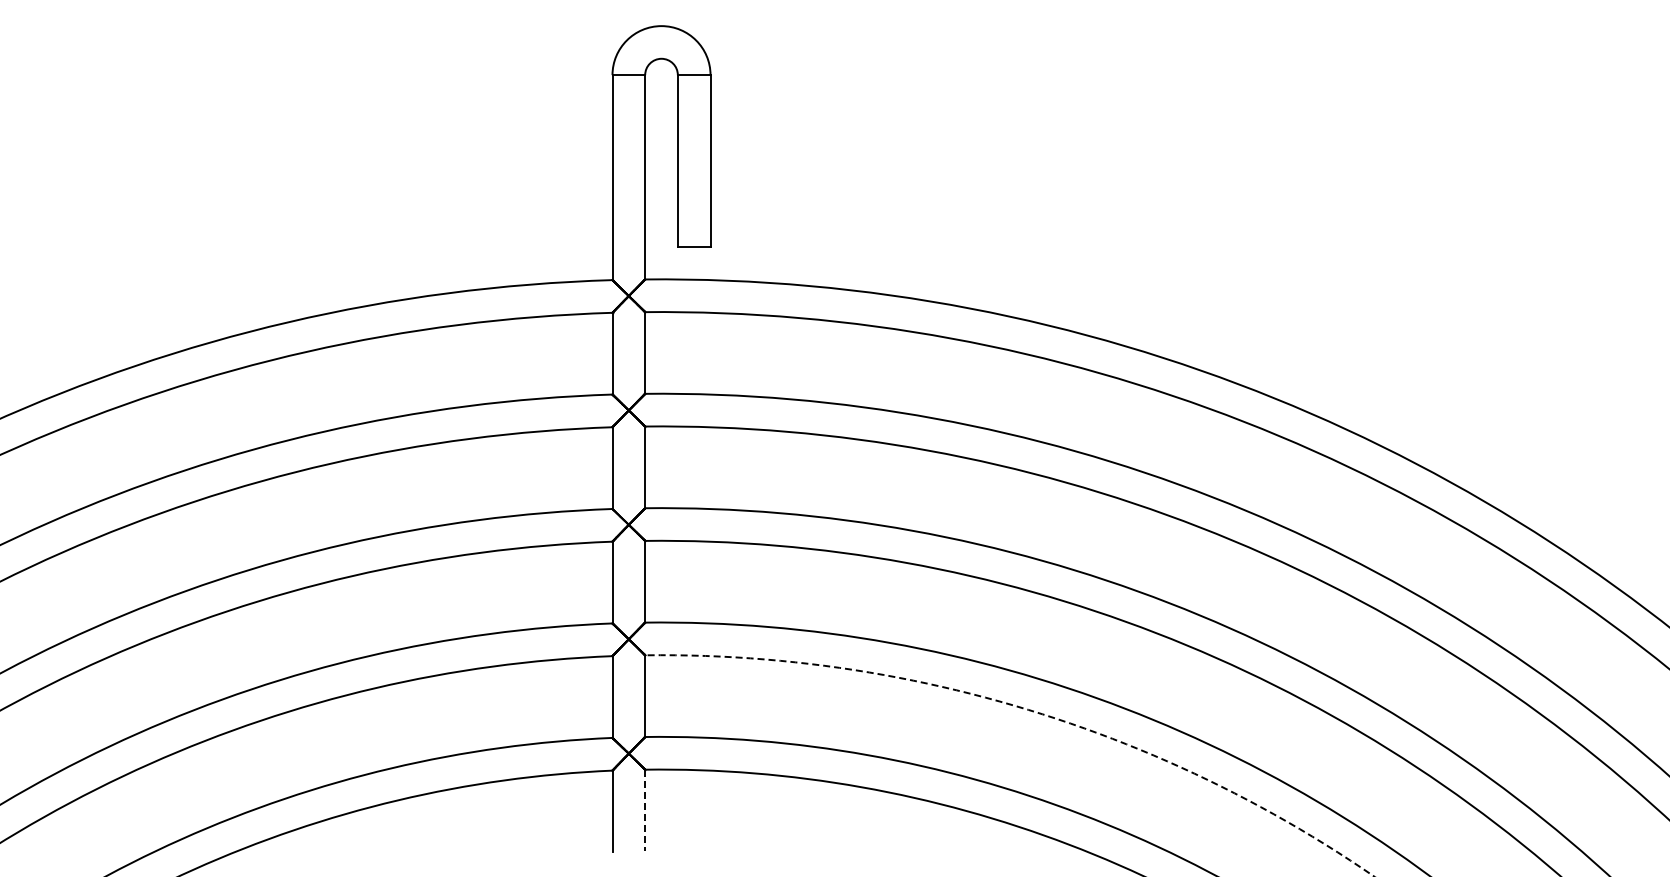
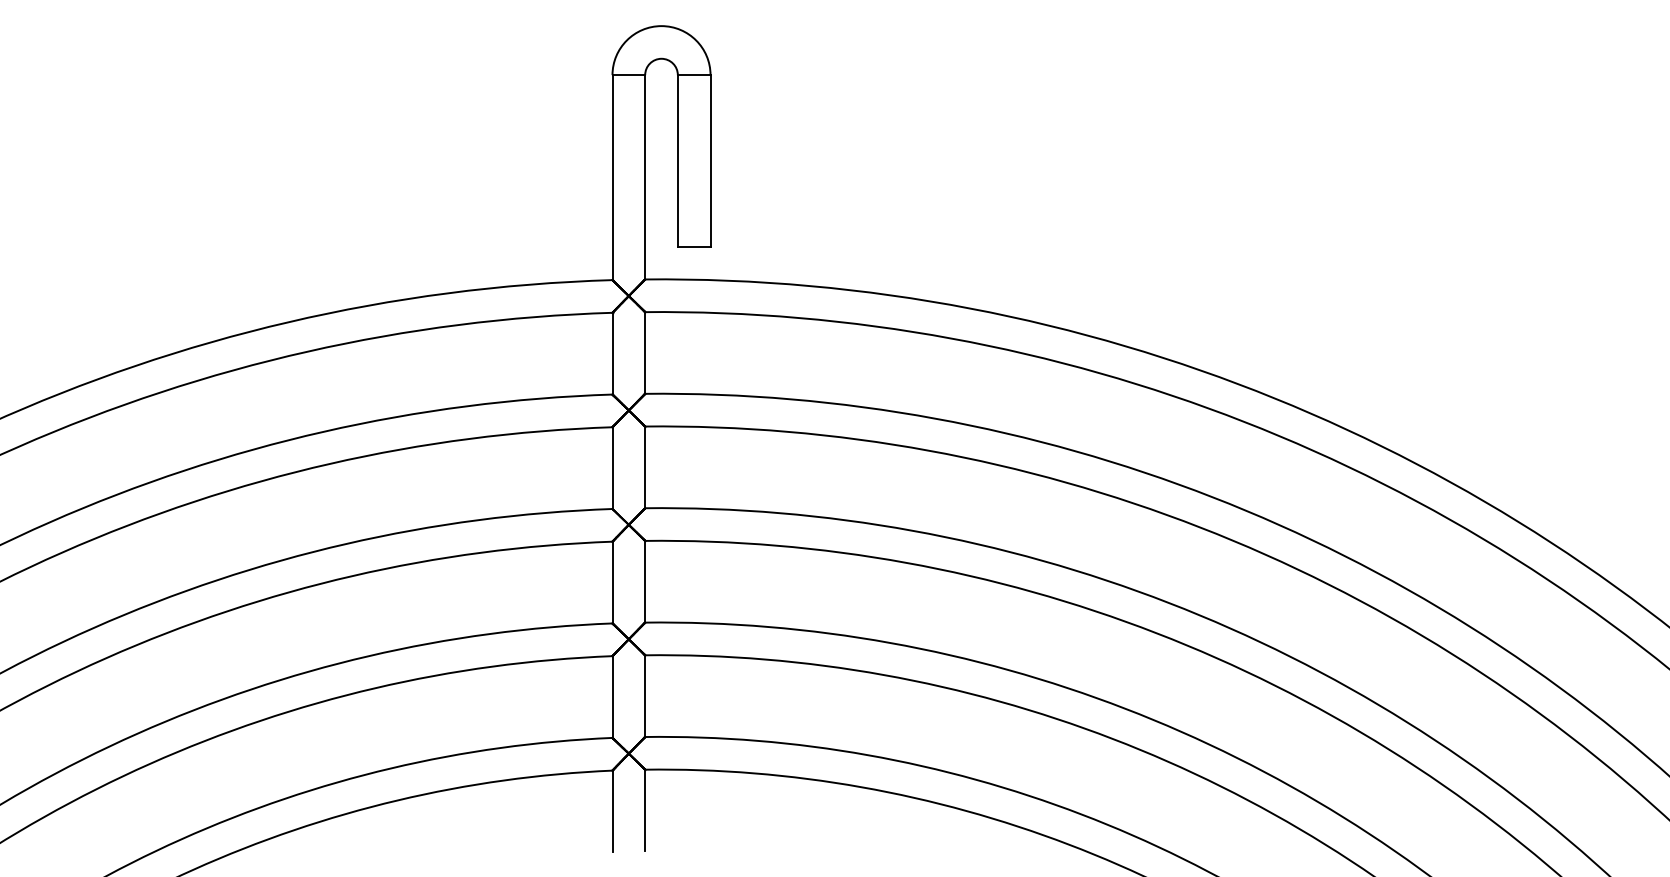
arc: dashed -> solid (1026, 709)
line: dashed -> solid (645, 810)
